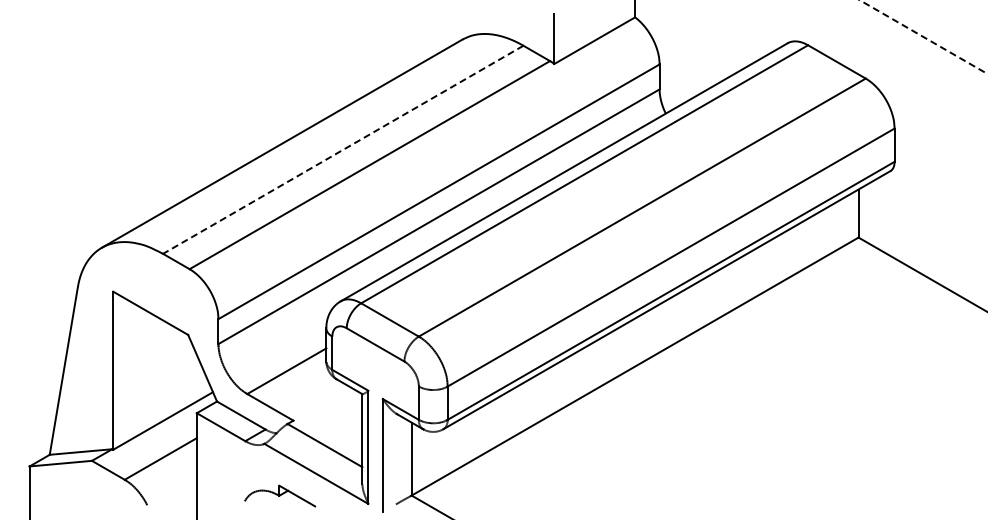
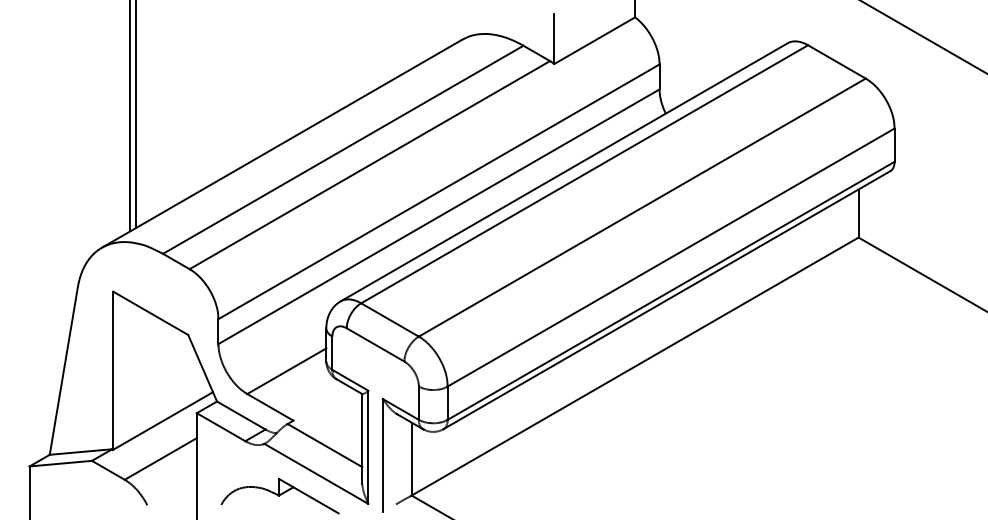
line: dashed -> solid (923, 37)
line: none -> present (136, 114)
line: none -> present (130, 116)
line: dashed -> solid (342, 150)
part size: 73x24 px -> 120x38 px (279, 495)
